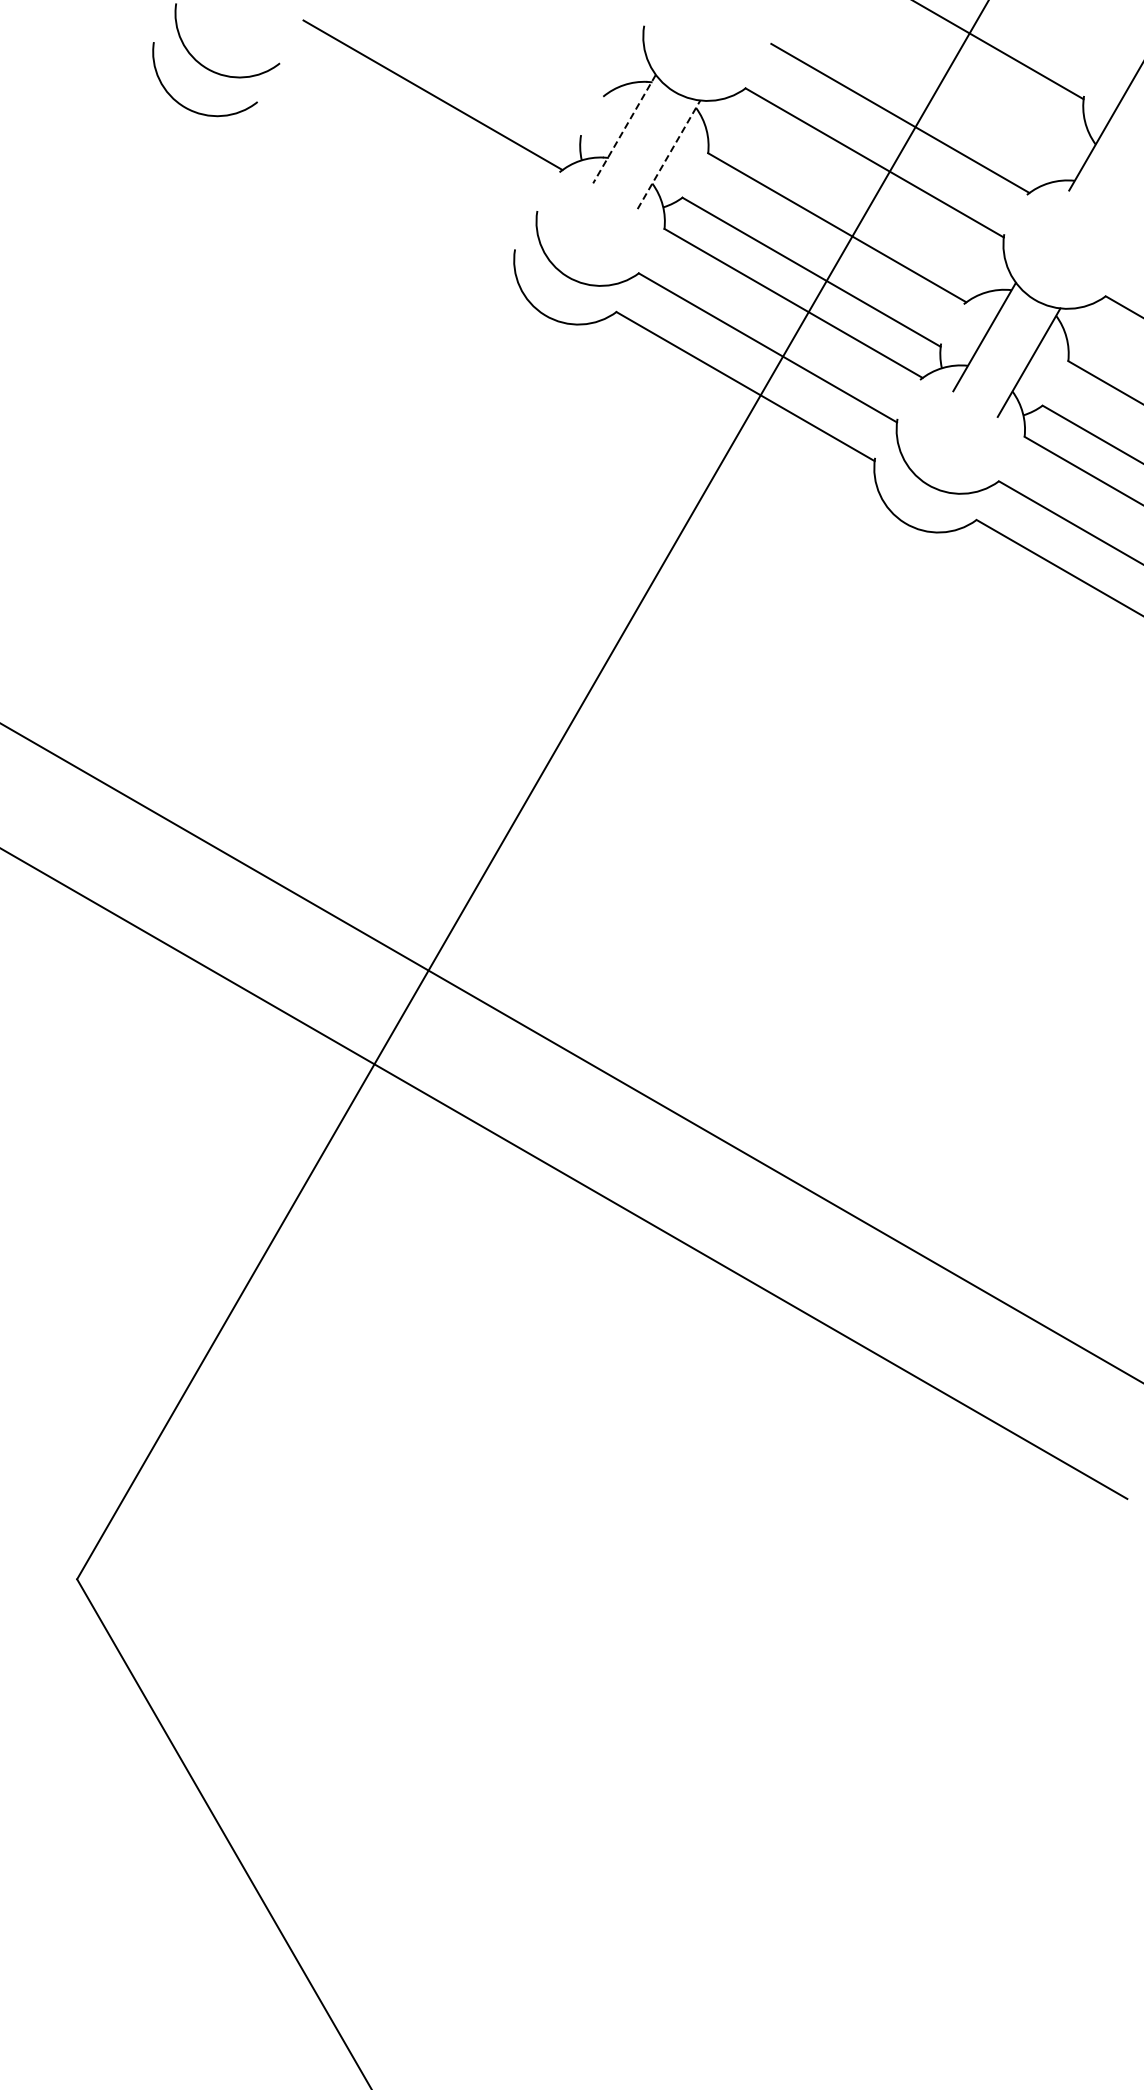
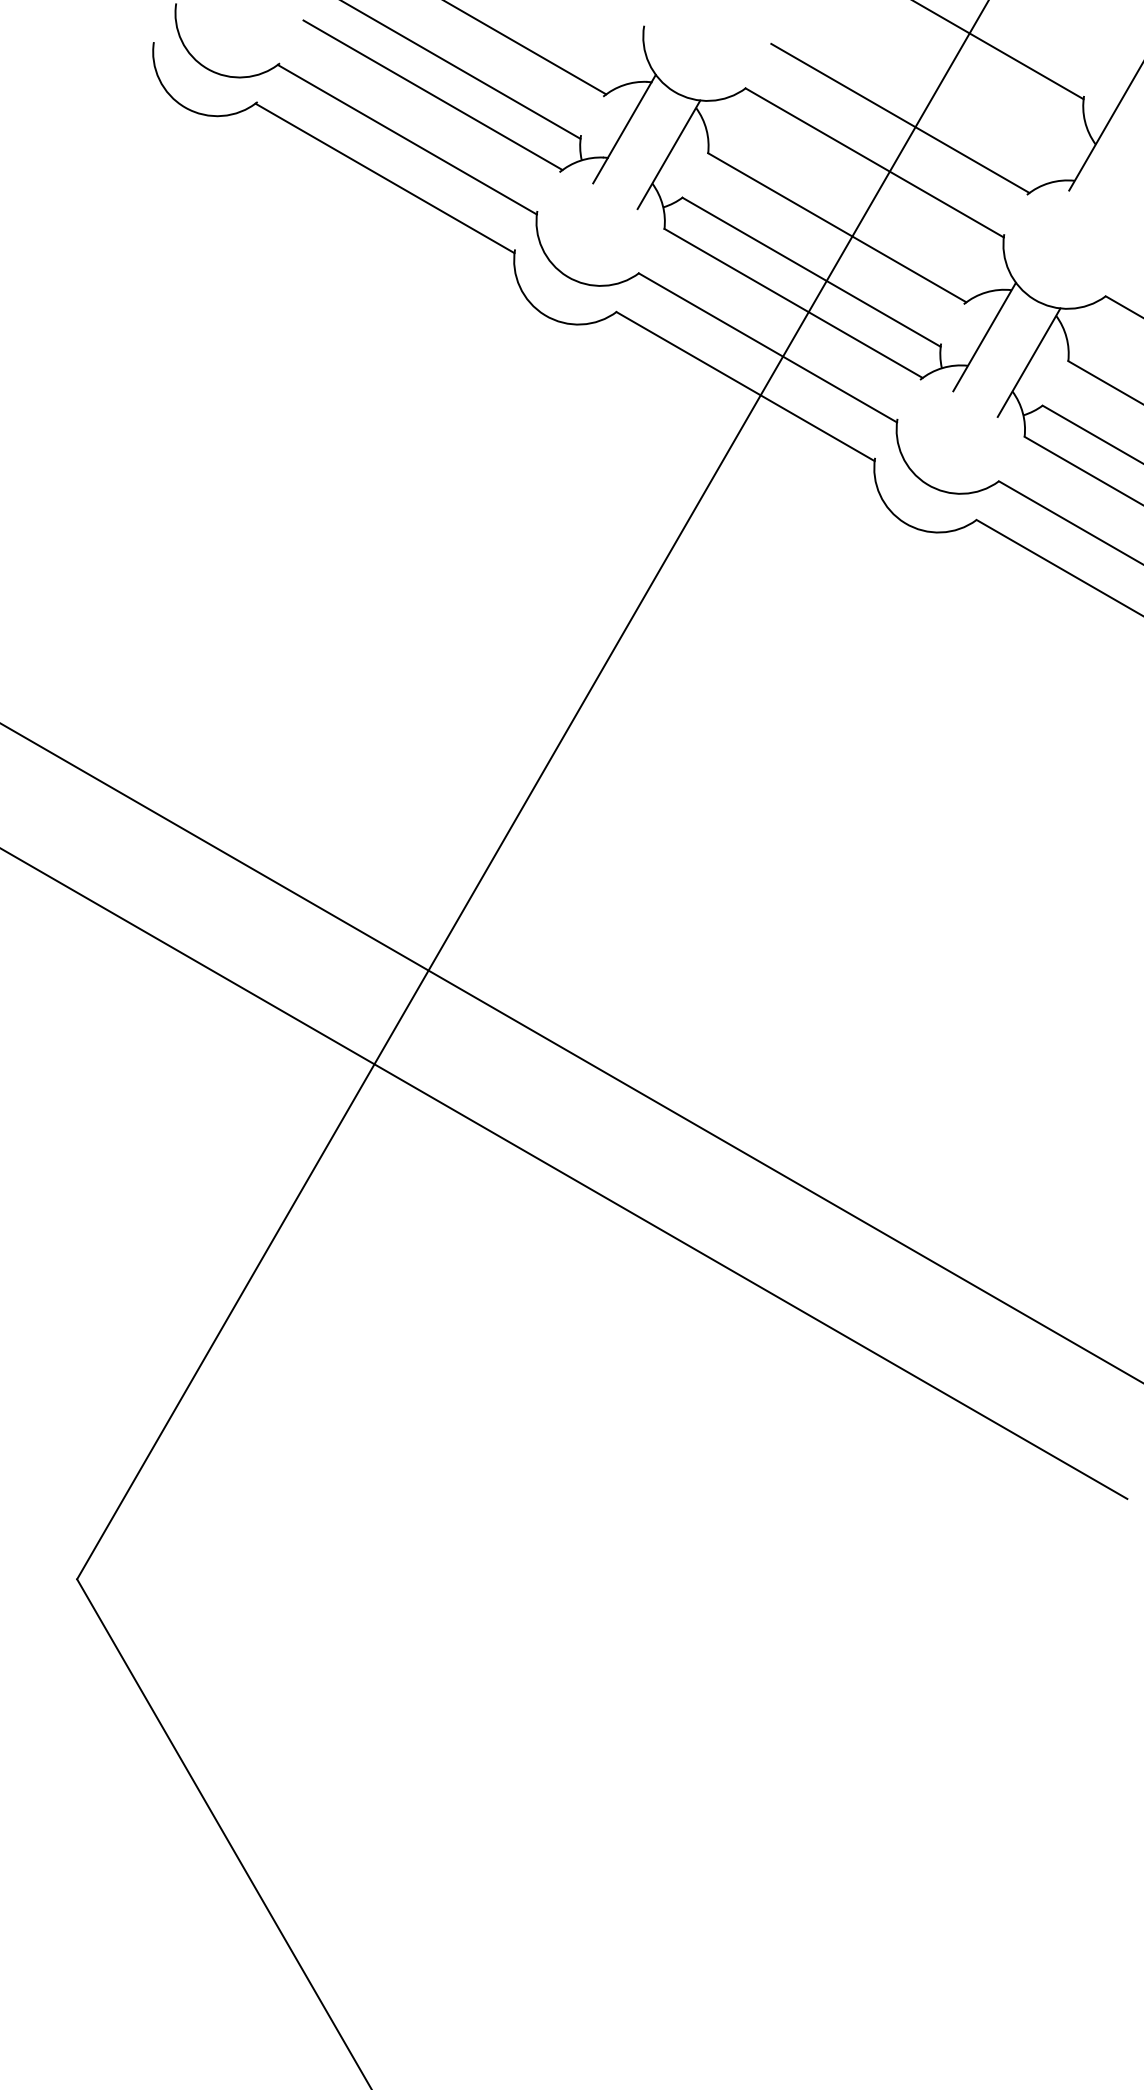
line: none -> present (526, 48)
line: none -> present (462, 70)
line: dashed -> solid (624, 129)
line: none -> present (406, 139)
line: dashed -> solid (668, 154)
line: none -> present (384, 178)
